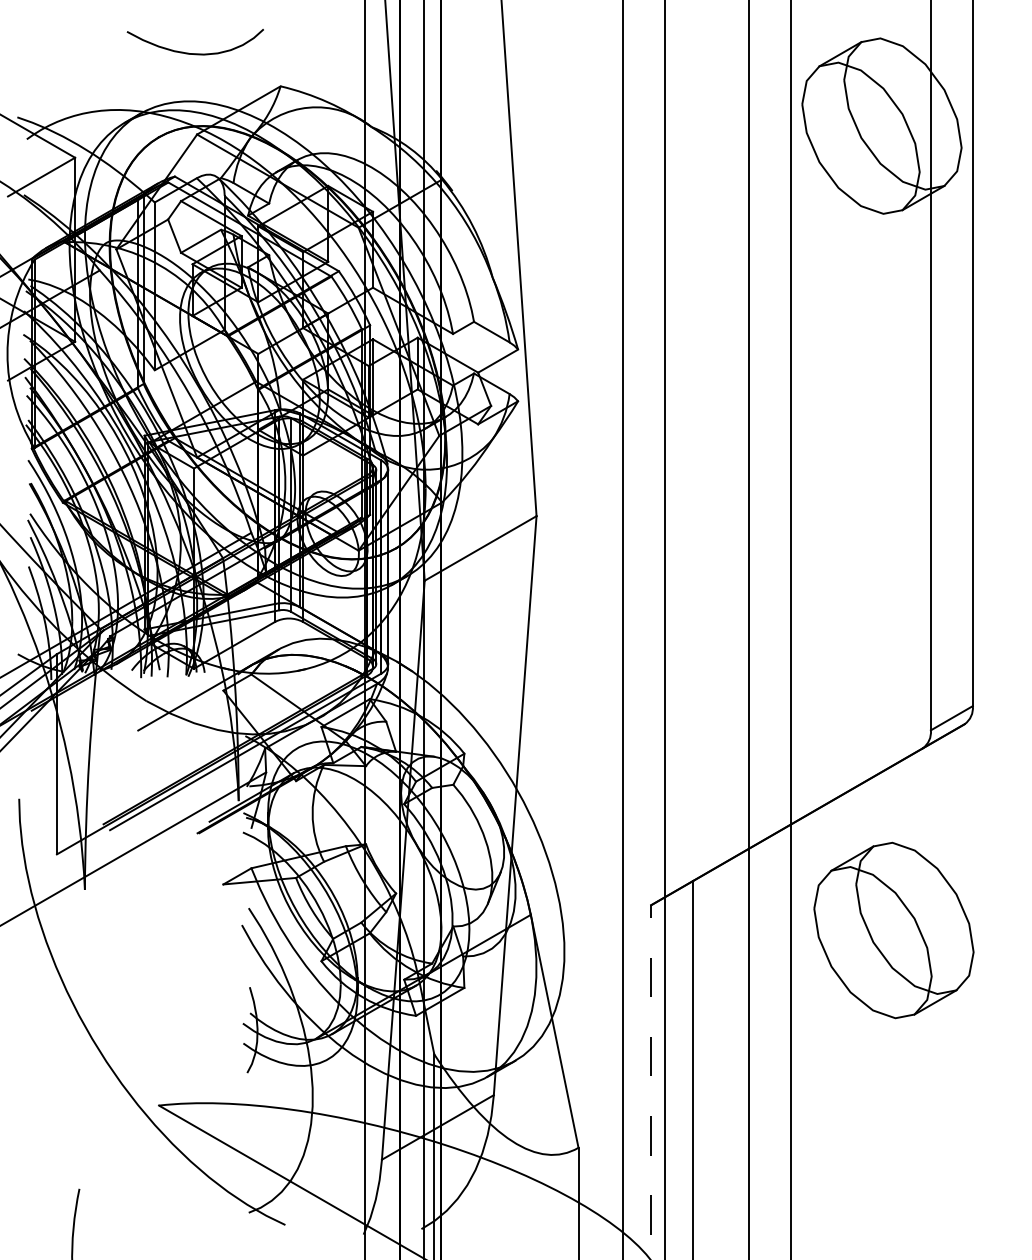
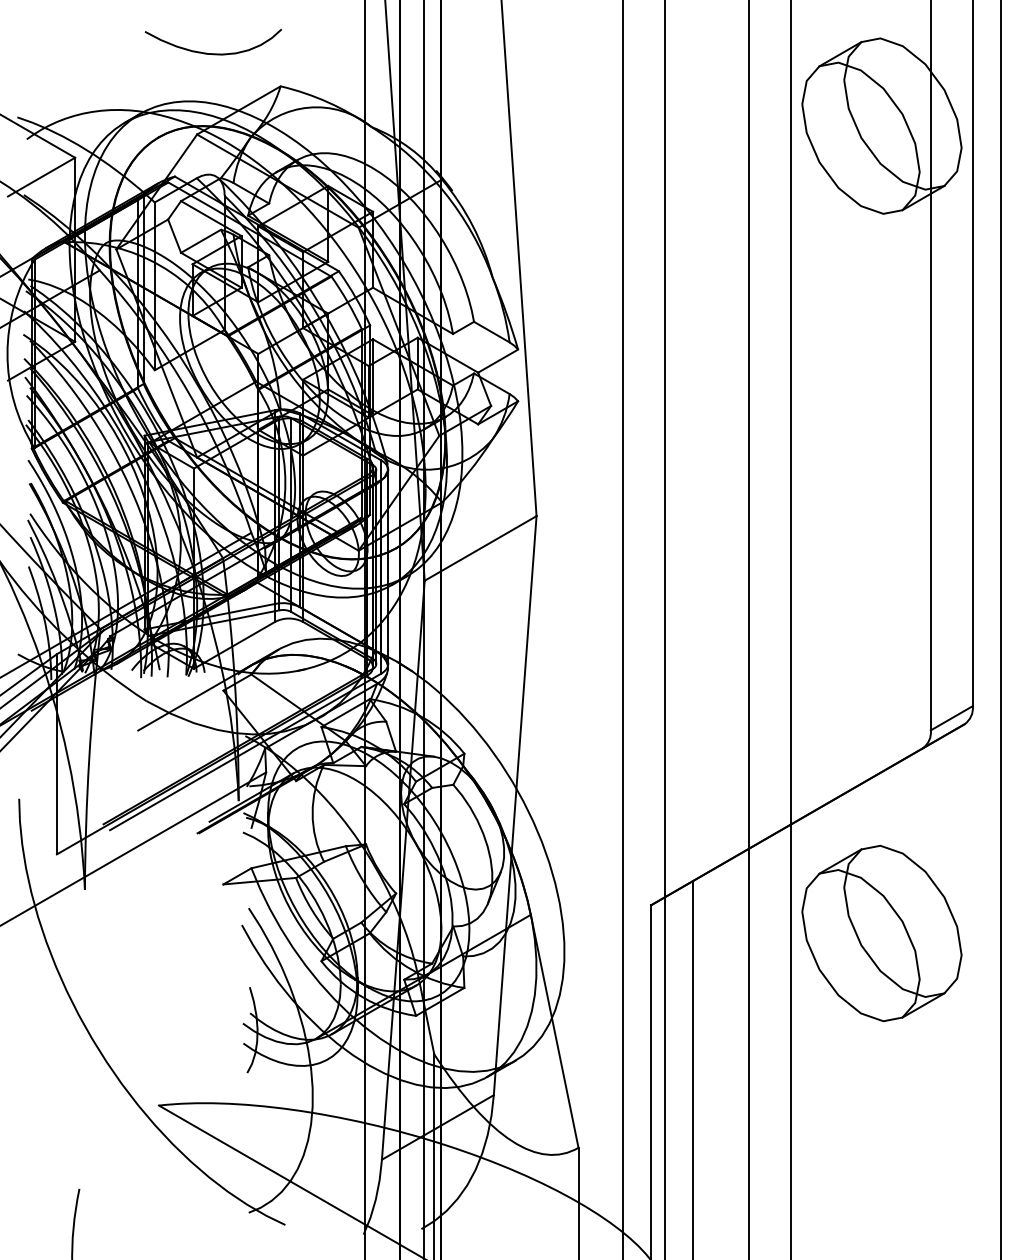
curve position: (194, 53) -> (212, 53) (212, 53)
line: none -> present (1000, 629)
part position: (893, 930) -> (881, 933) (881, 933)
line: dashed -> solid (651, 1082)
